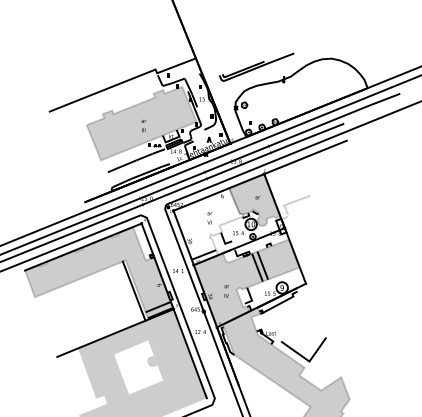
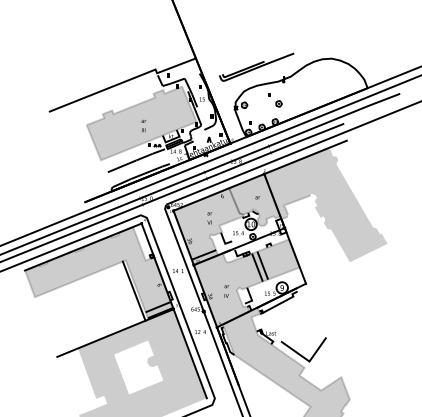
part: none -> present (275, 100)
fill: none -> present (325, 205)
fill: none -> present (208, 226)
